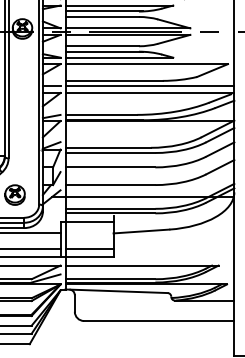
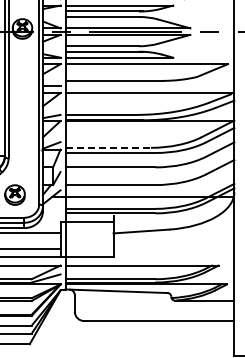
line: present -> none (149, 86)
line: solid -> dashed (108, 147)
line: present -> none (89, 249)
